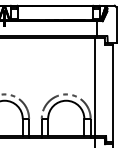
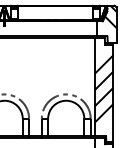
hatch: none -> present (110, 16)
hatch: none -> present (104, 88)
